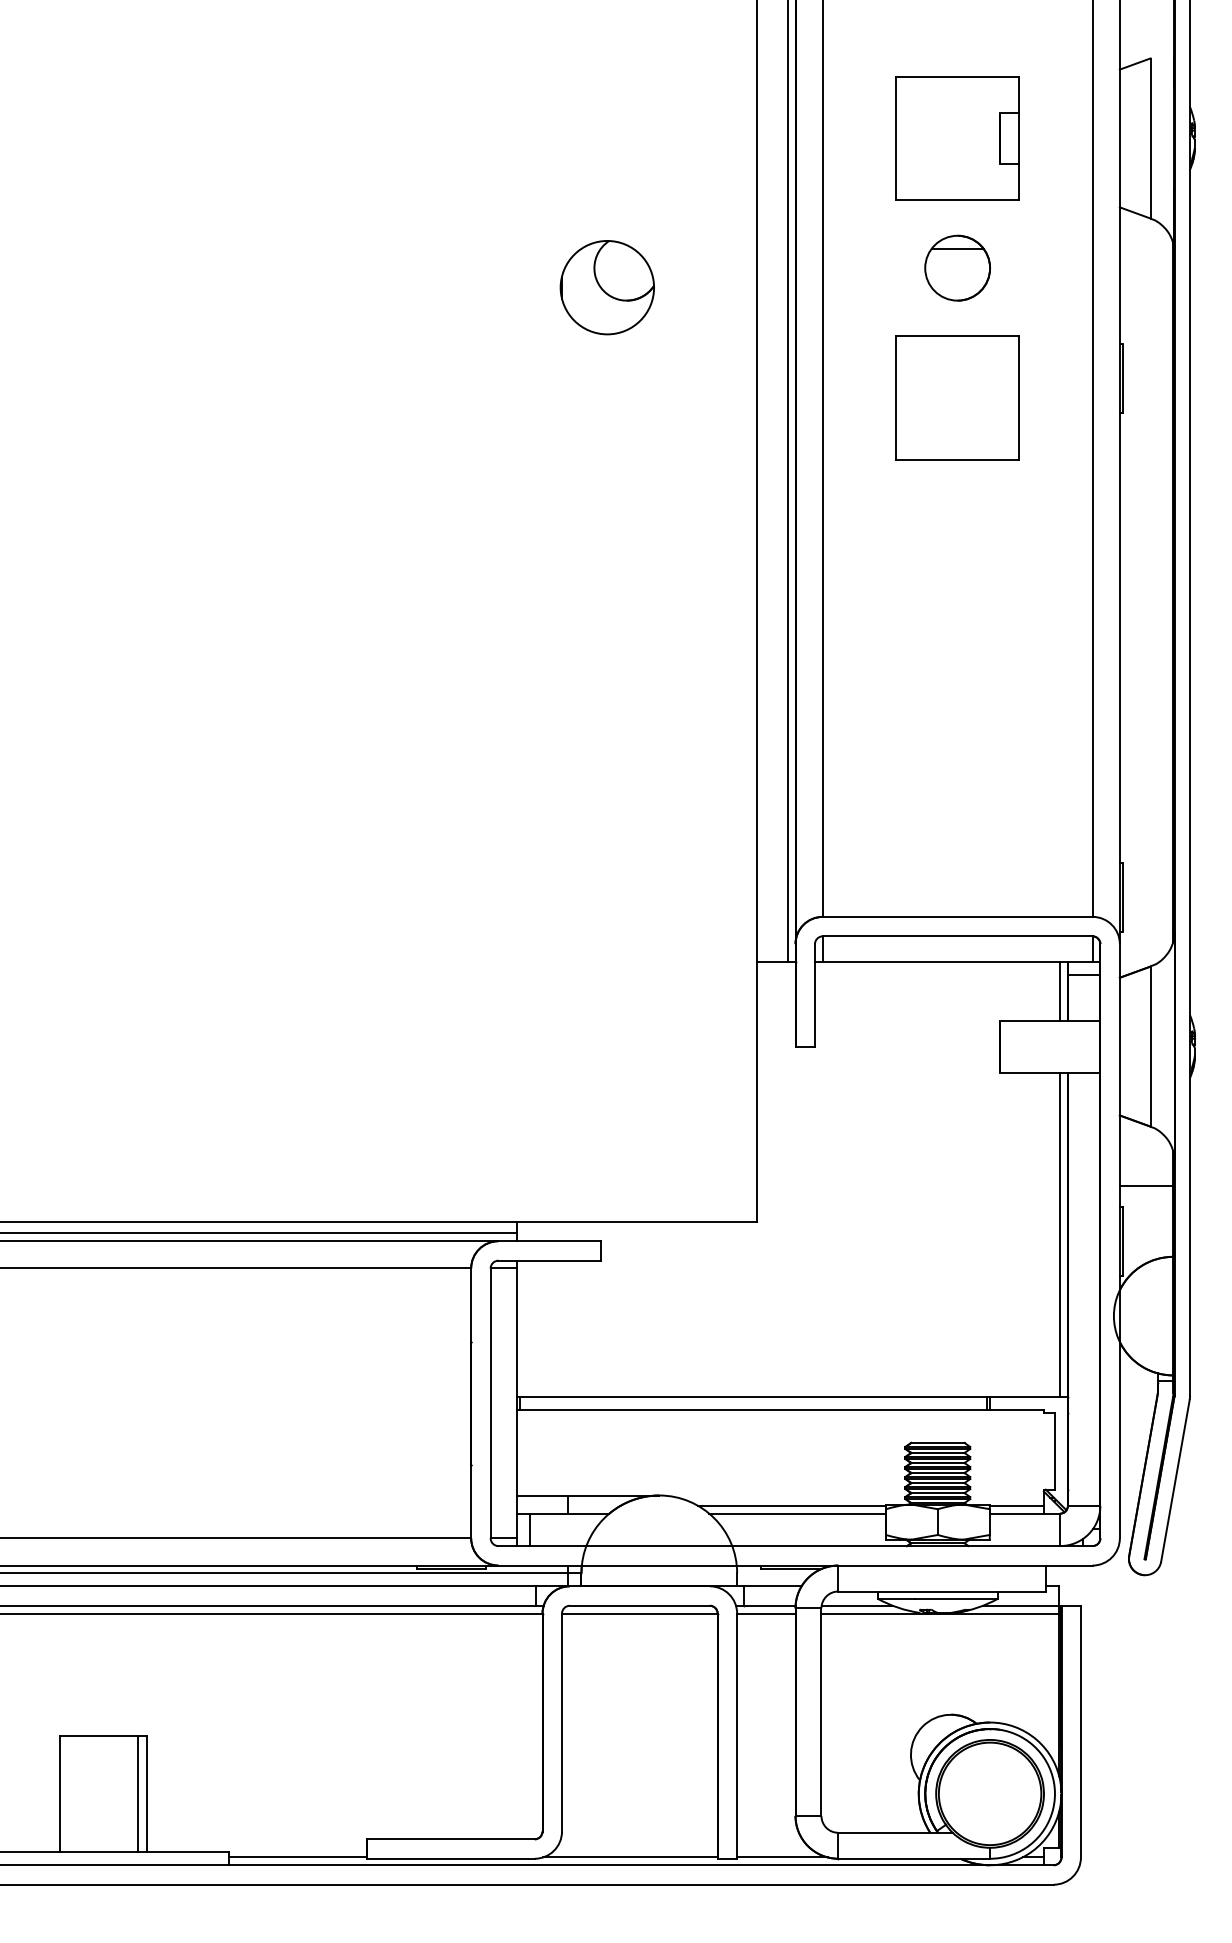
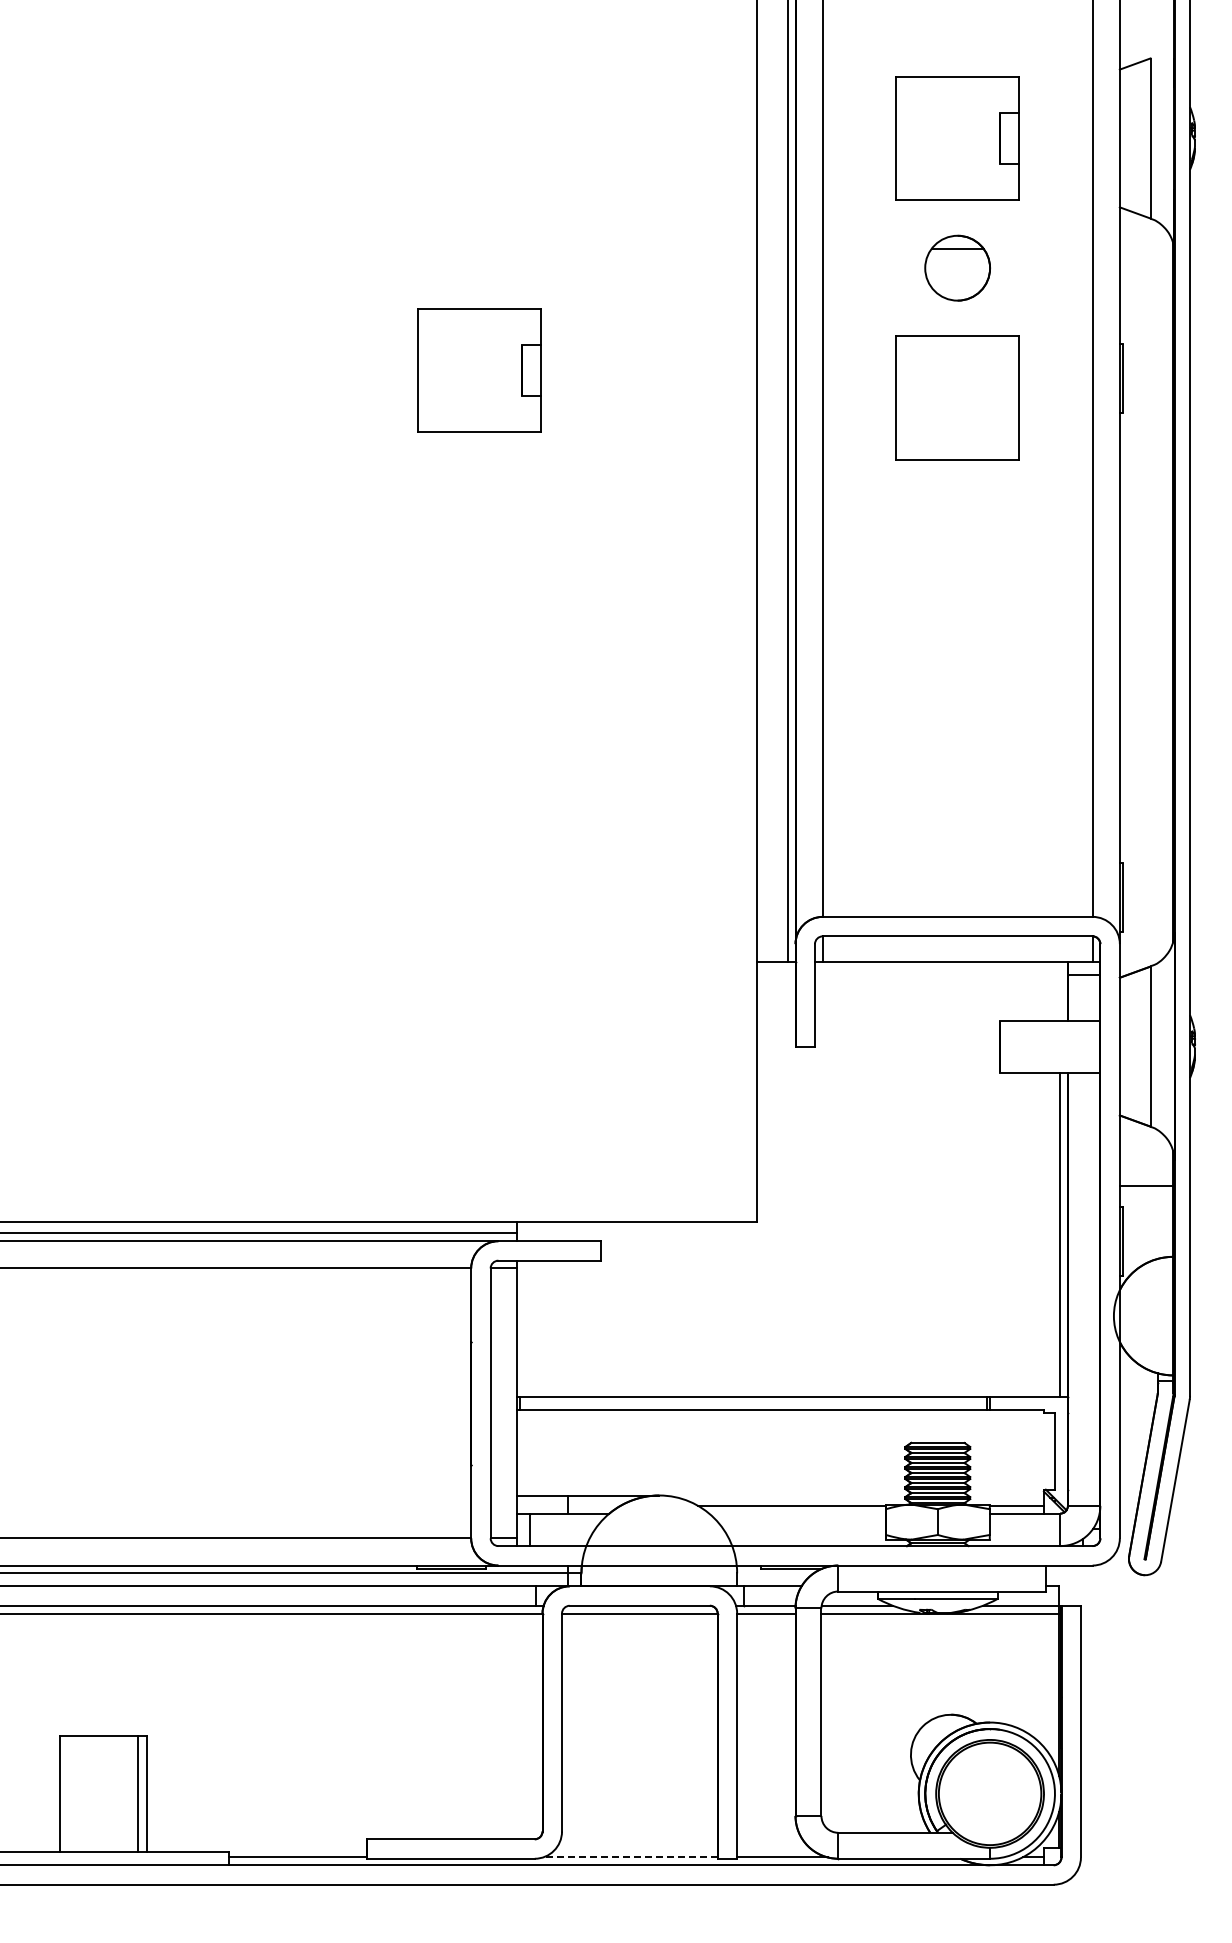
part: present -> none (606, 287)
part: none -> present (479, 370)
line: present -> none (1060, 991)
line: present -> none (797, 1513)
line: solid -> dashed (629, 1857)
